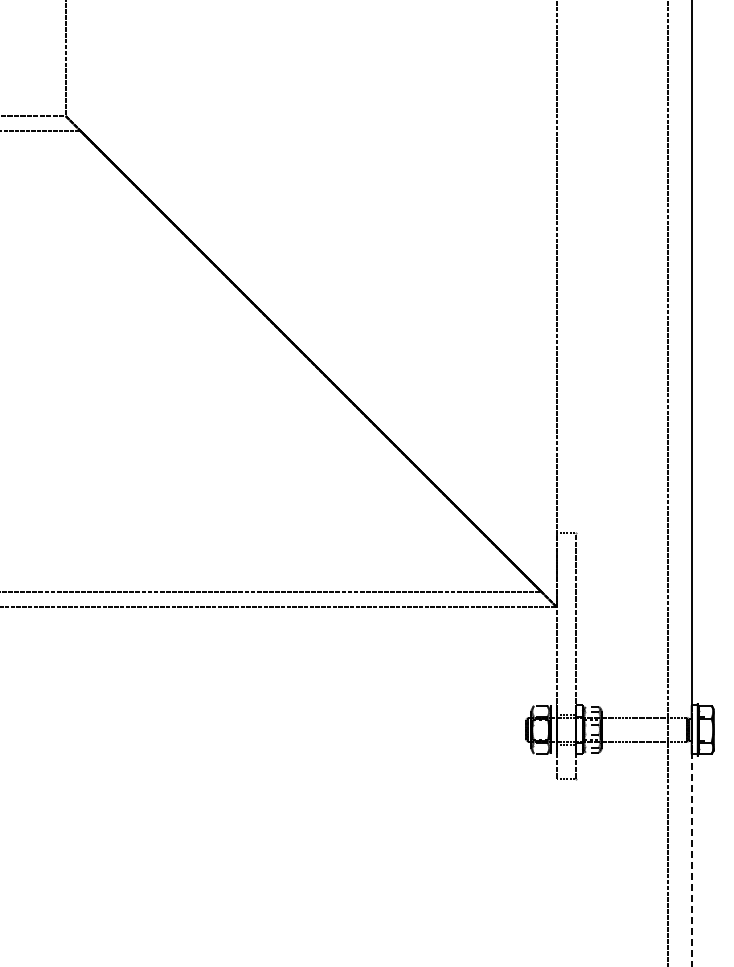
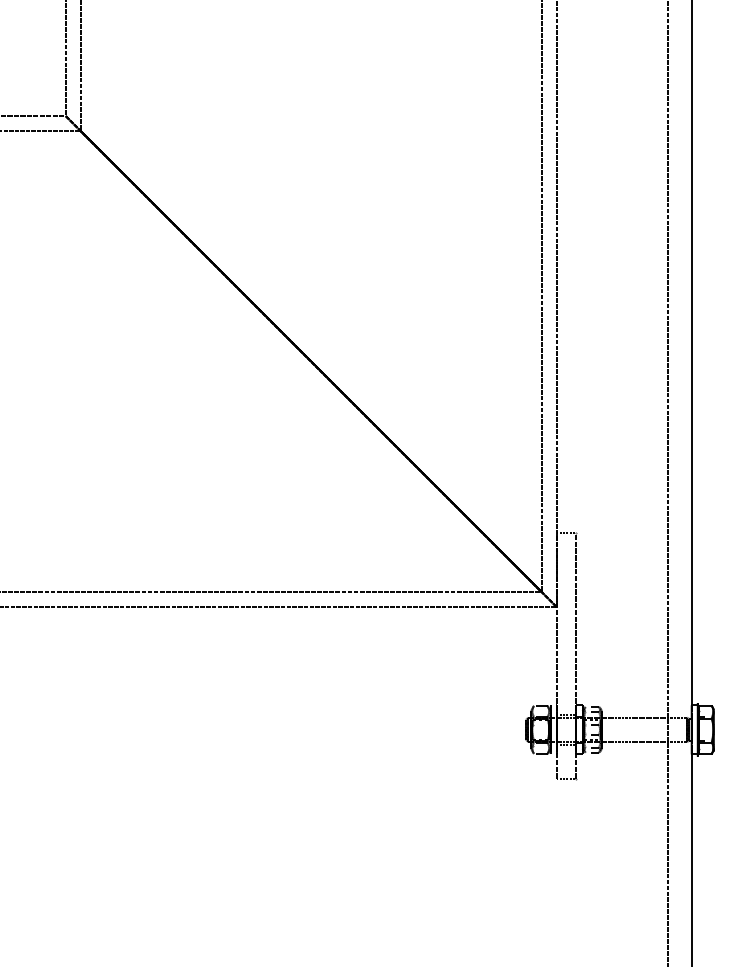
line: none -> present (80, 66)
line: none -> present (541, 296)
line: dashed -> solid (691, 860)
